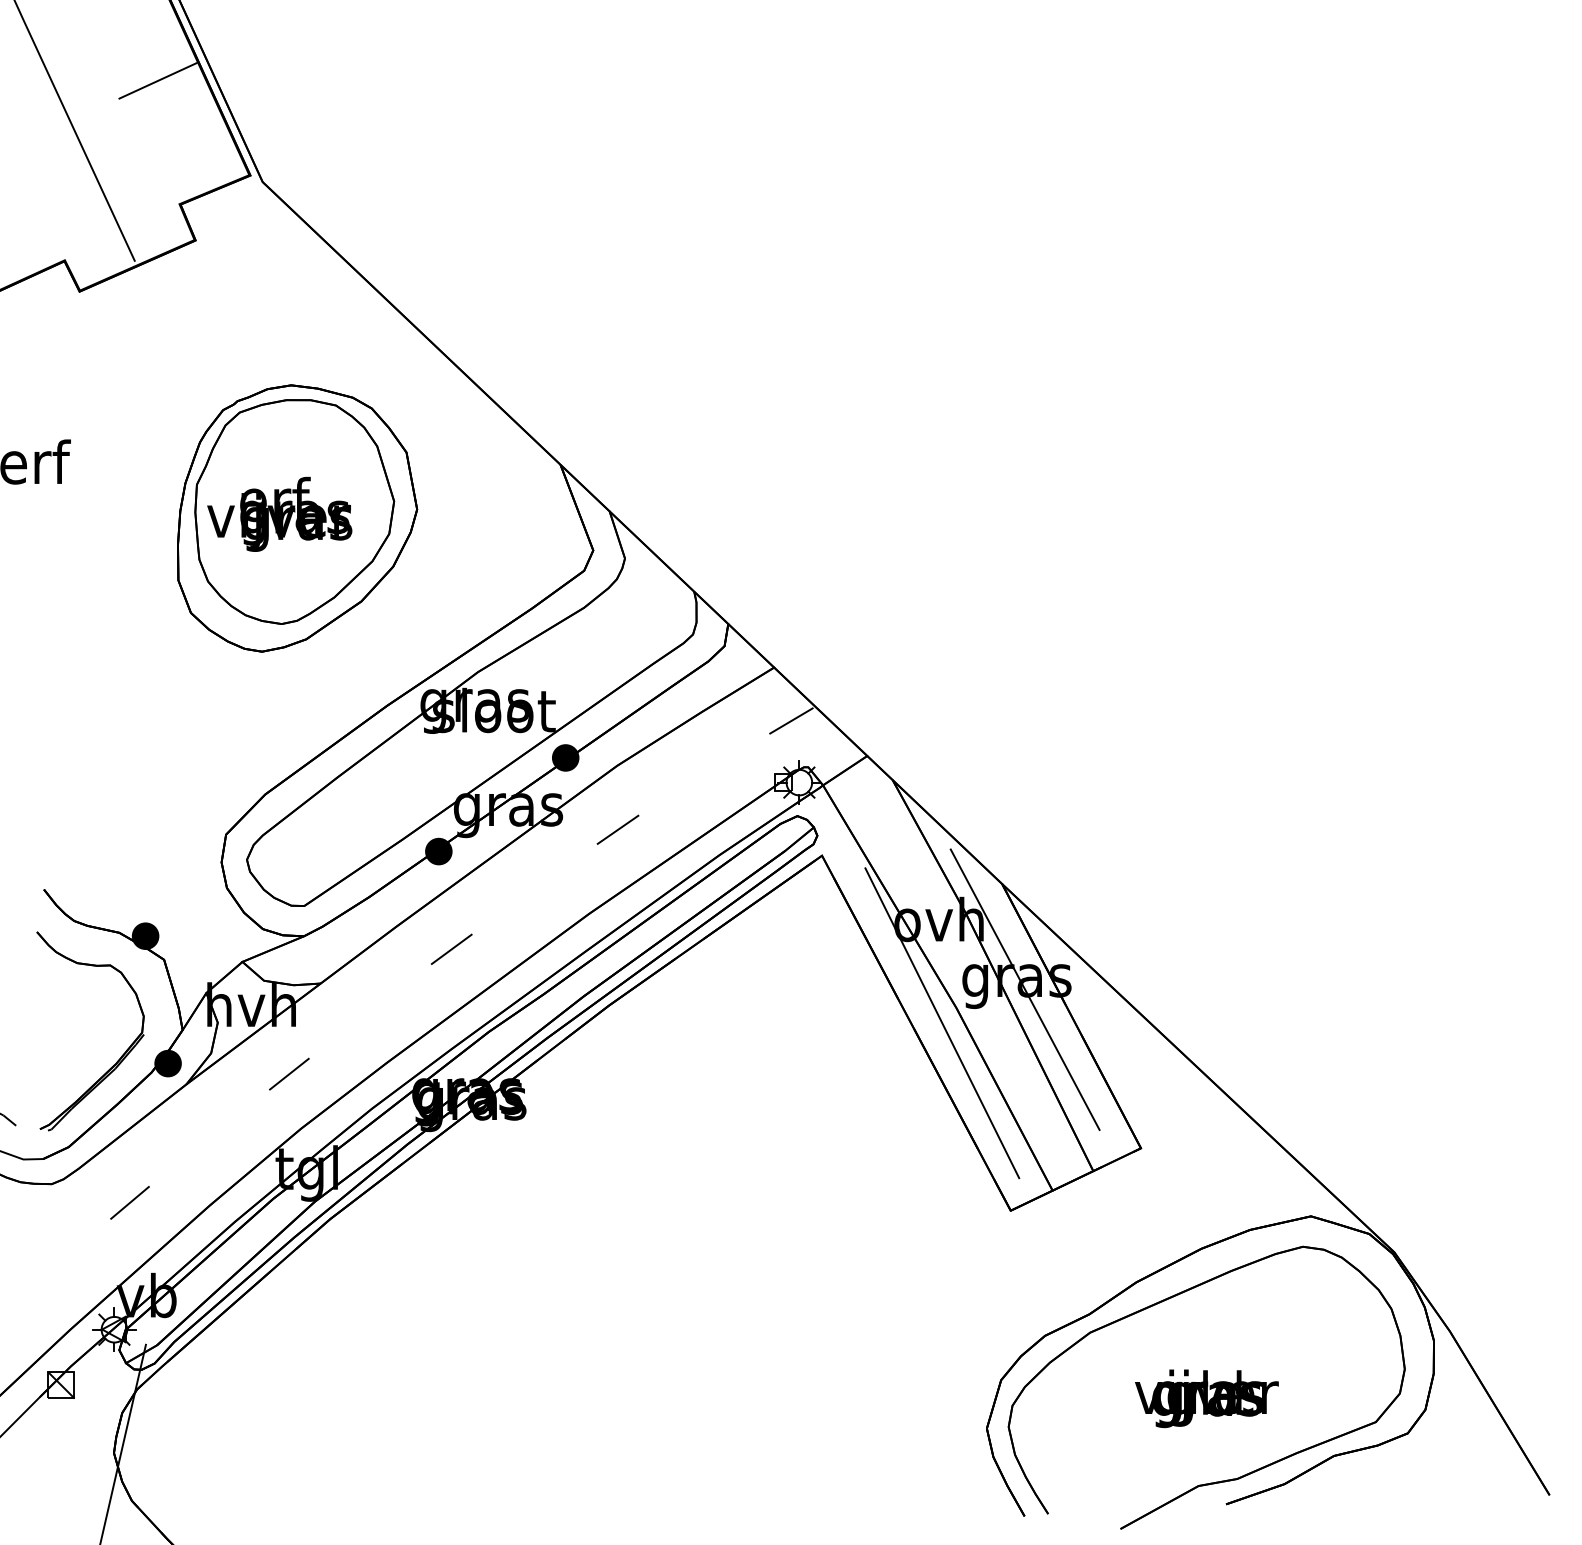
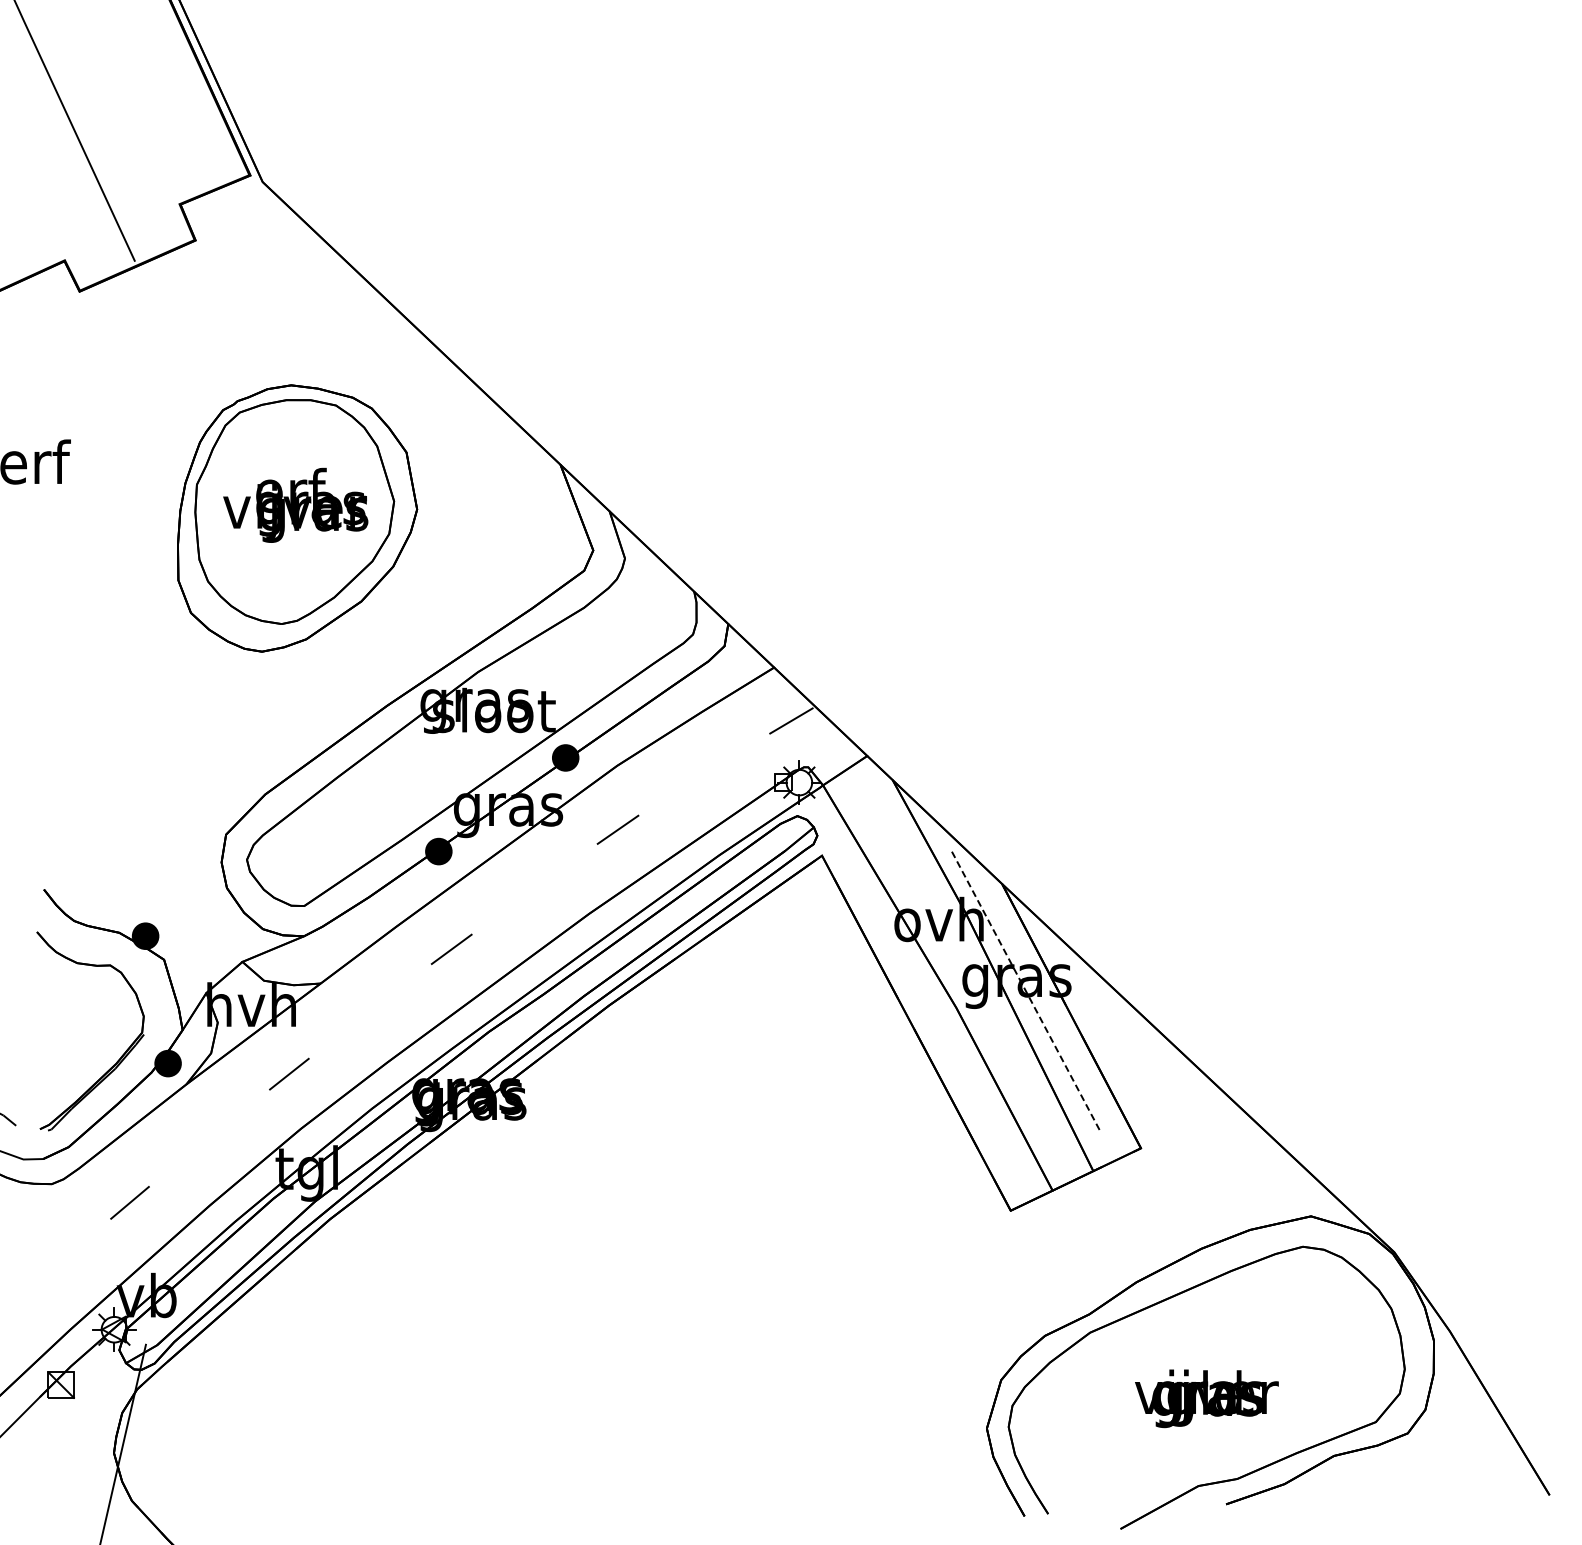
line: present -> none (157, 80)
text position: (279, 513) -> (295, 504) (295, 504)
line: solid -> dashed (1025, 989)
line: present -> none (942, 1023)
